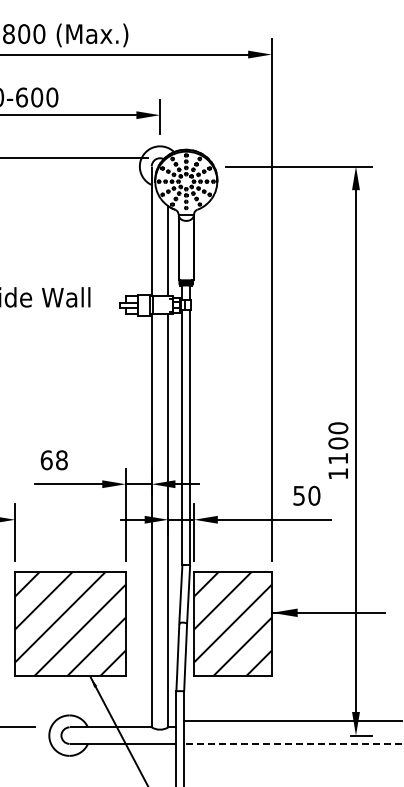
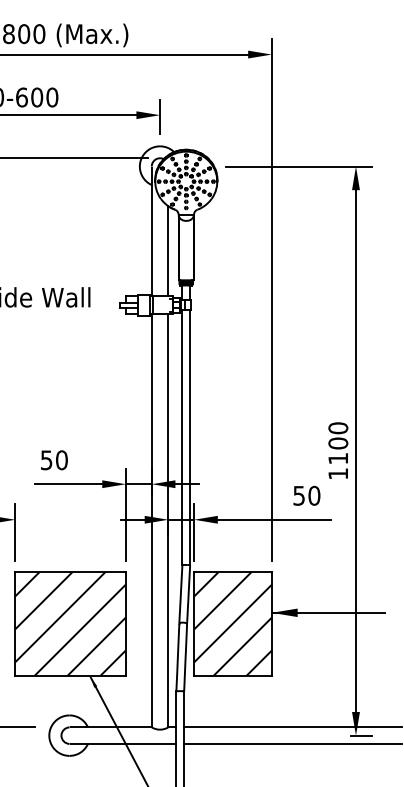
text: 68 -> 50 (53, 460)
line position: (292, 721) -> (292, 727) (292, 727)
line: dashed -> solid (293, 743)
